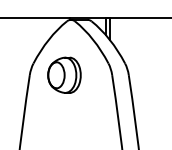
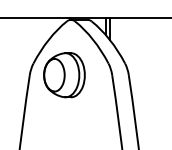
part size: 35x38 px -> 43x47 px (64, 75)
